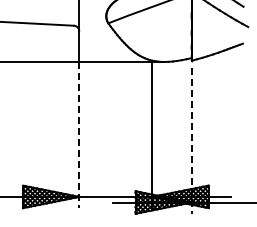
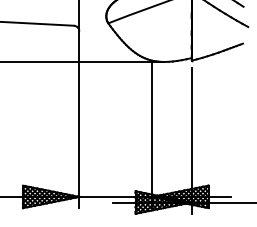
line: dashed -> solid (79, 135)
line: dashed -> solid (191, 141)
